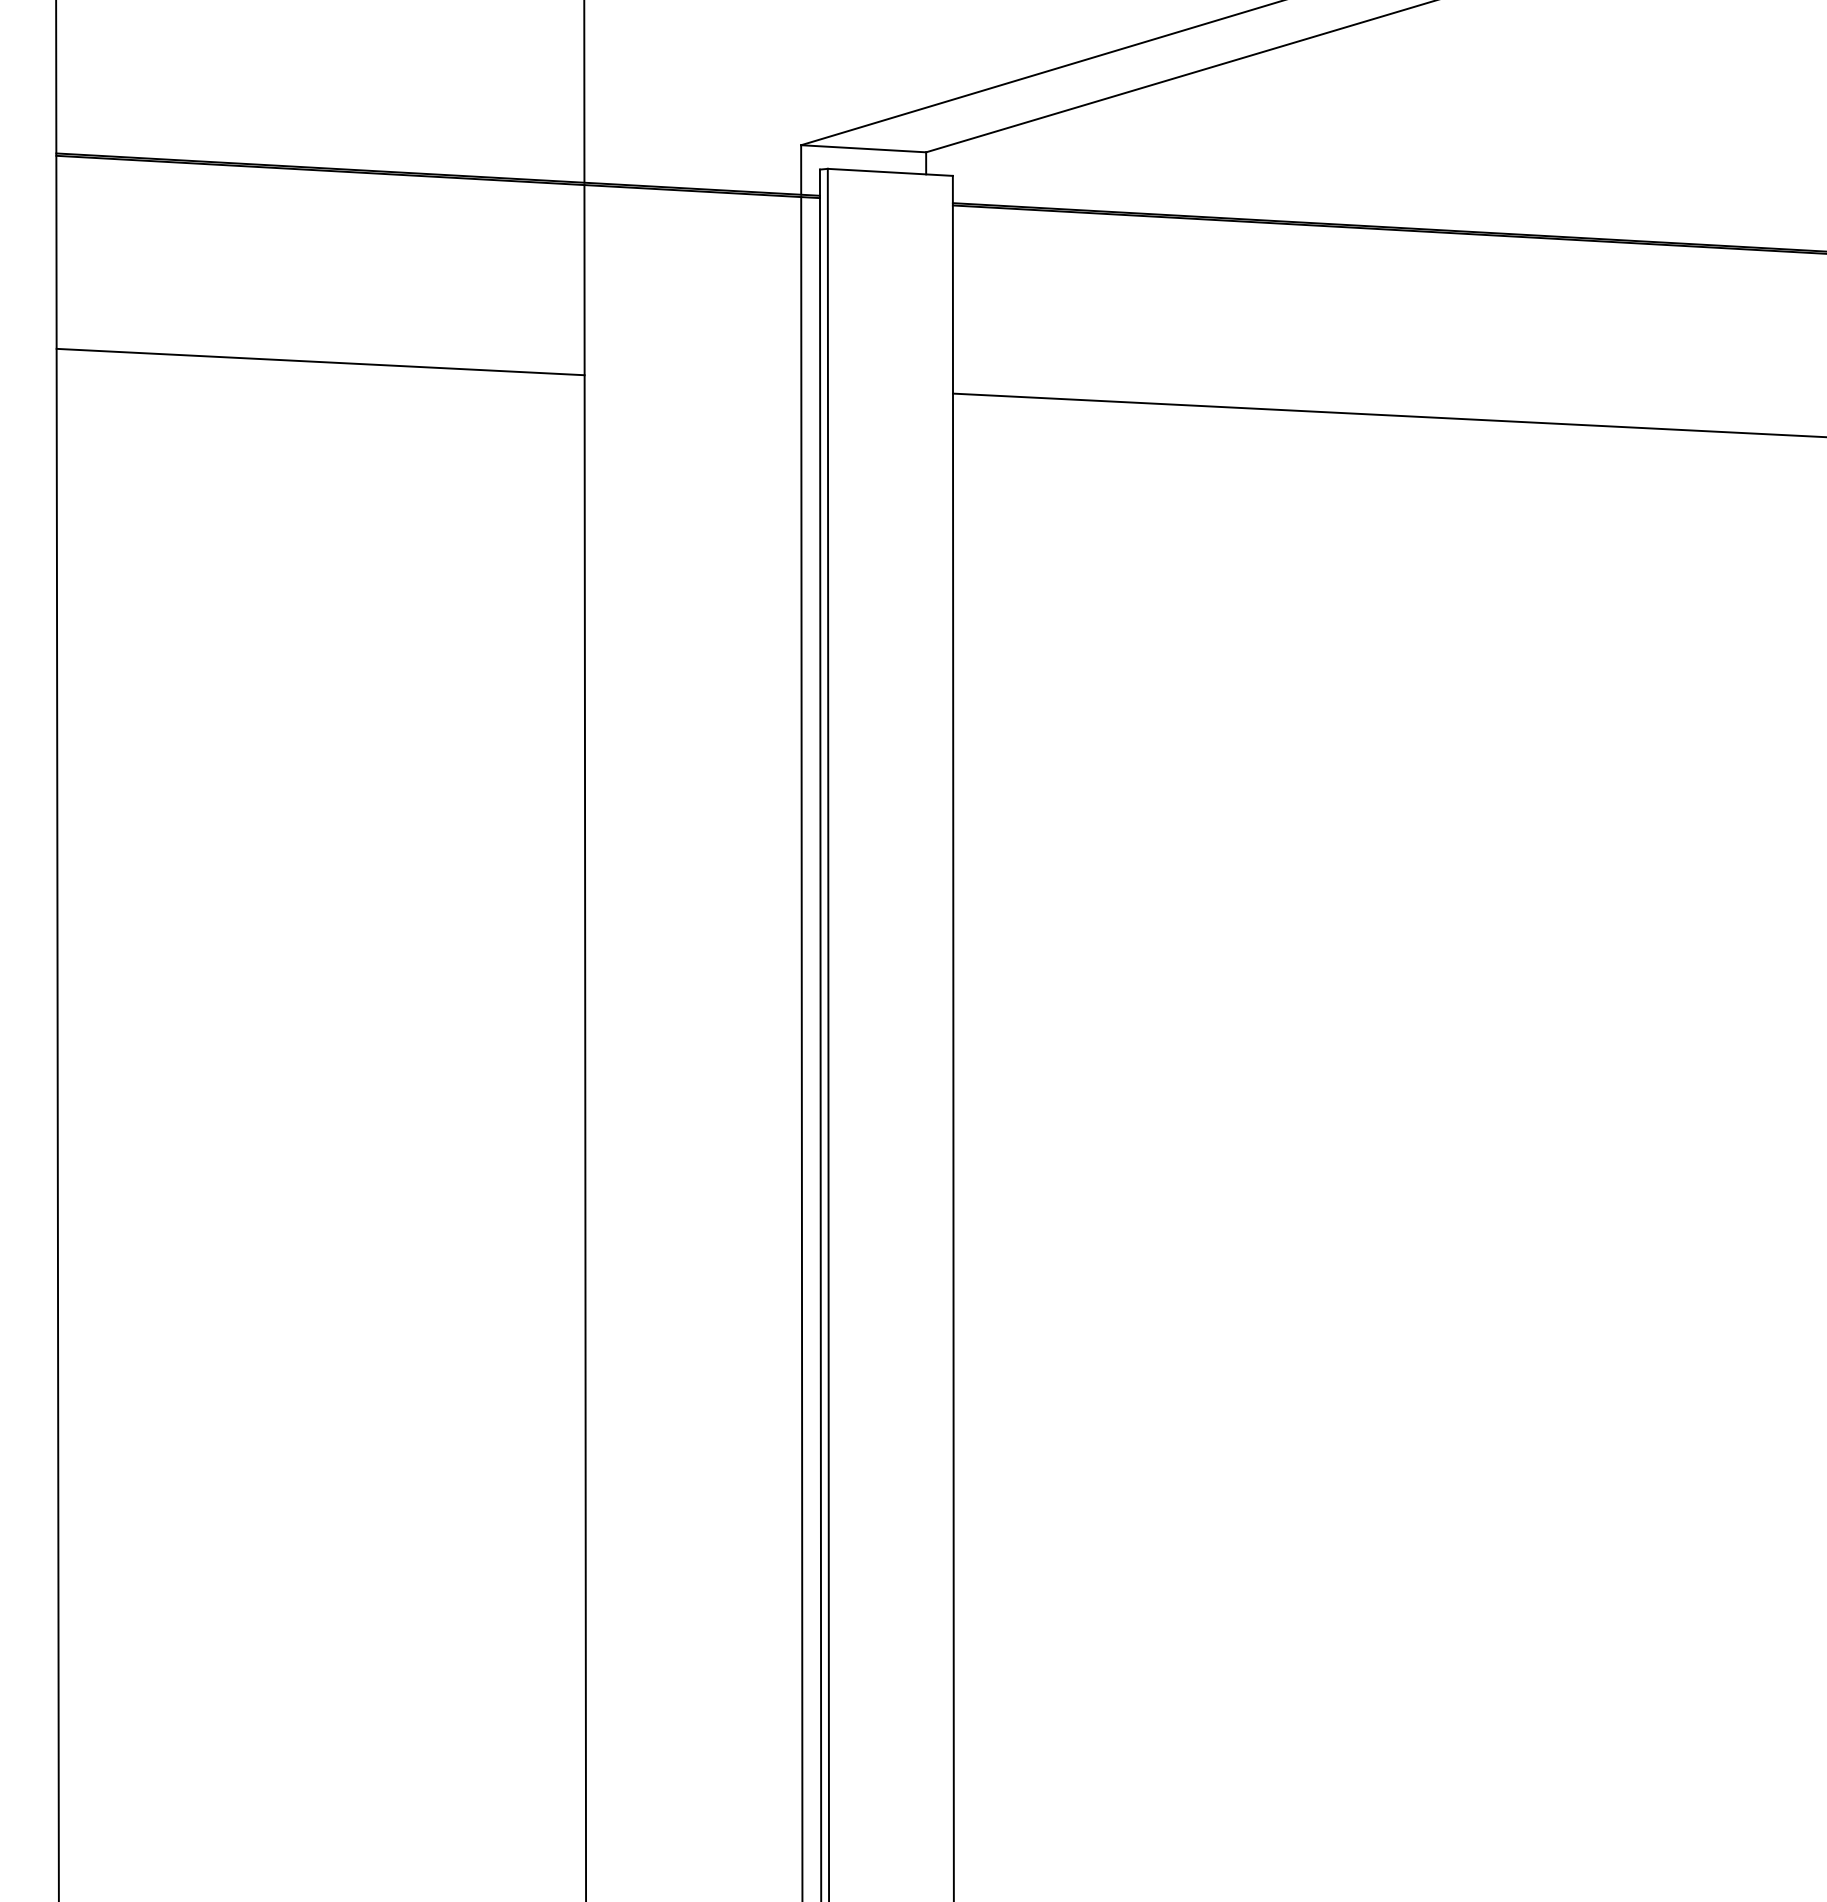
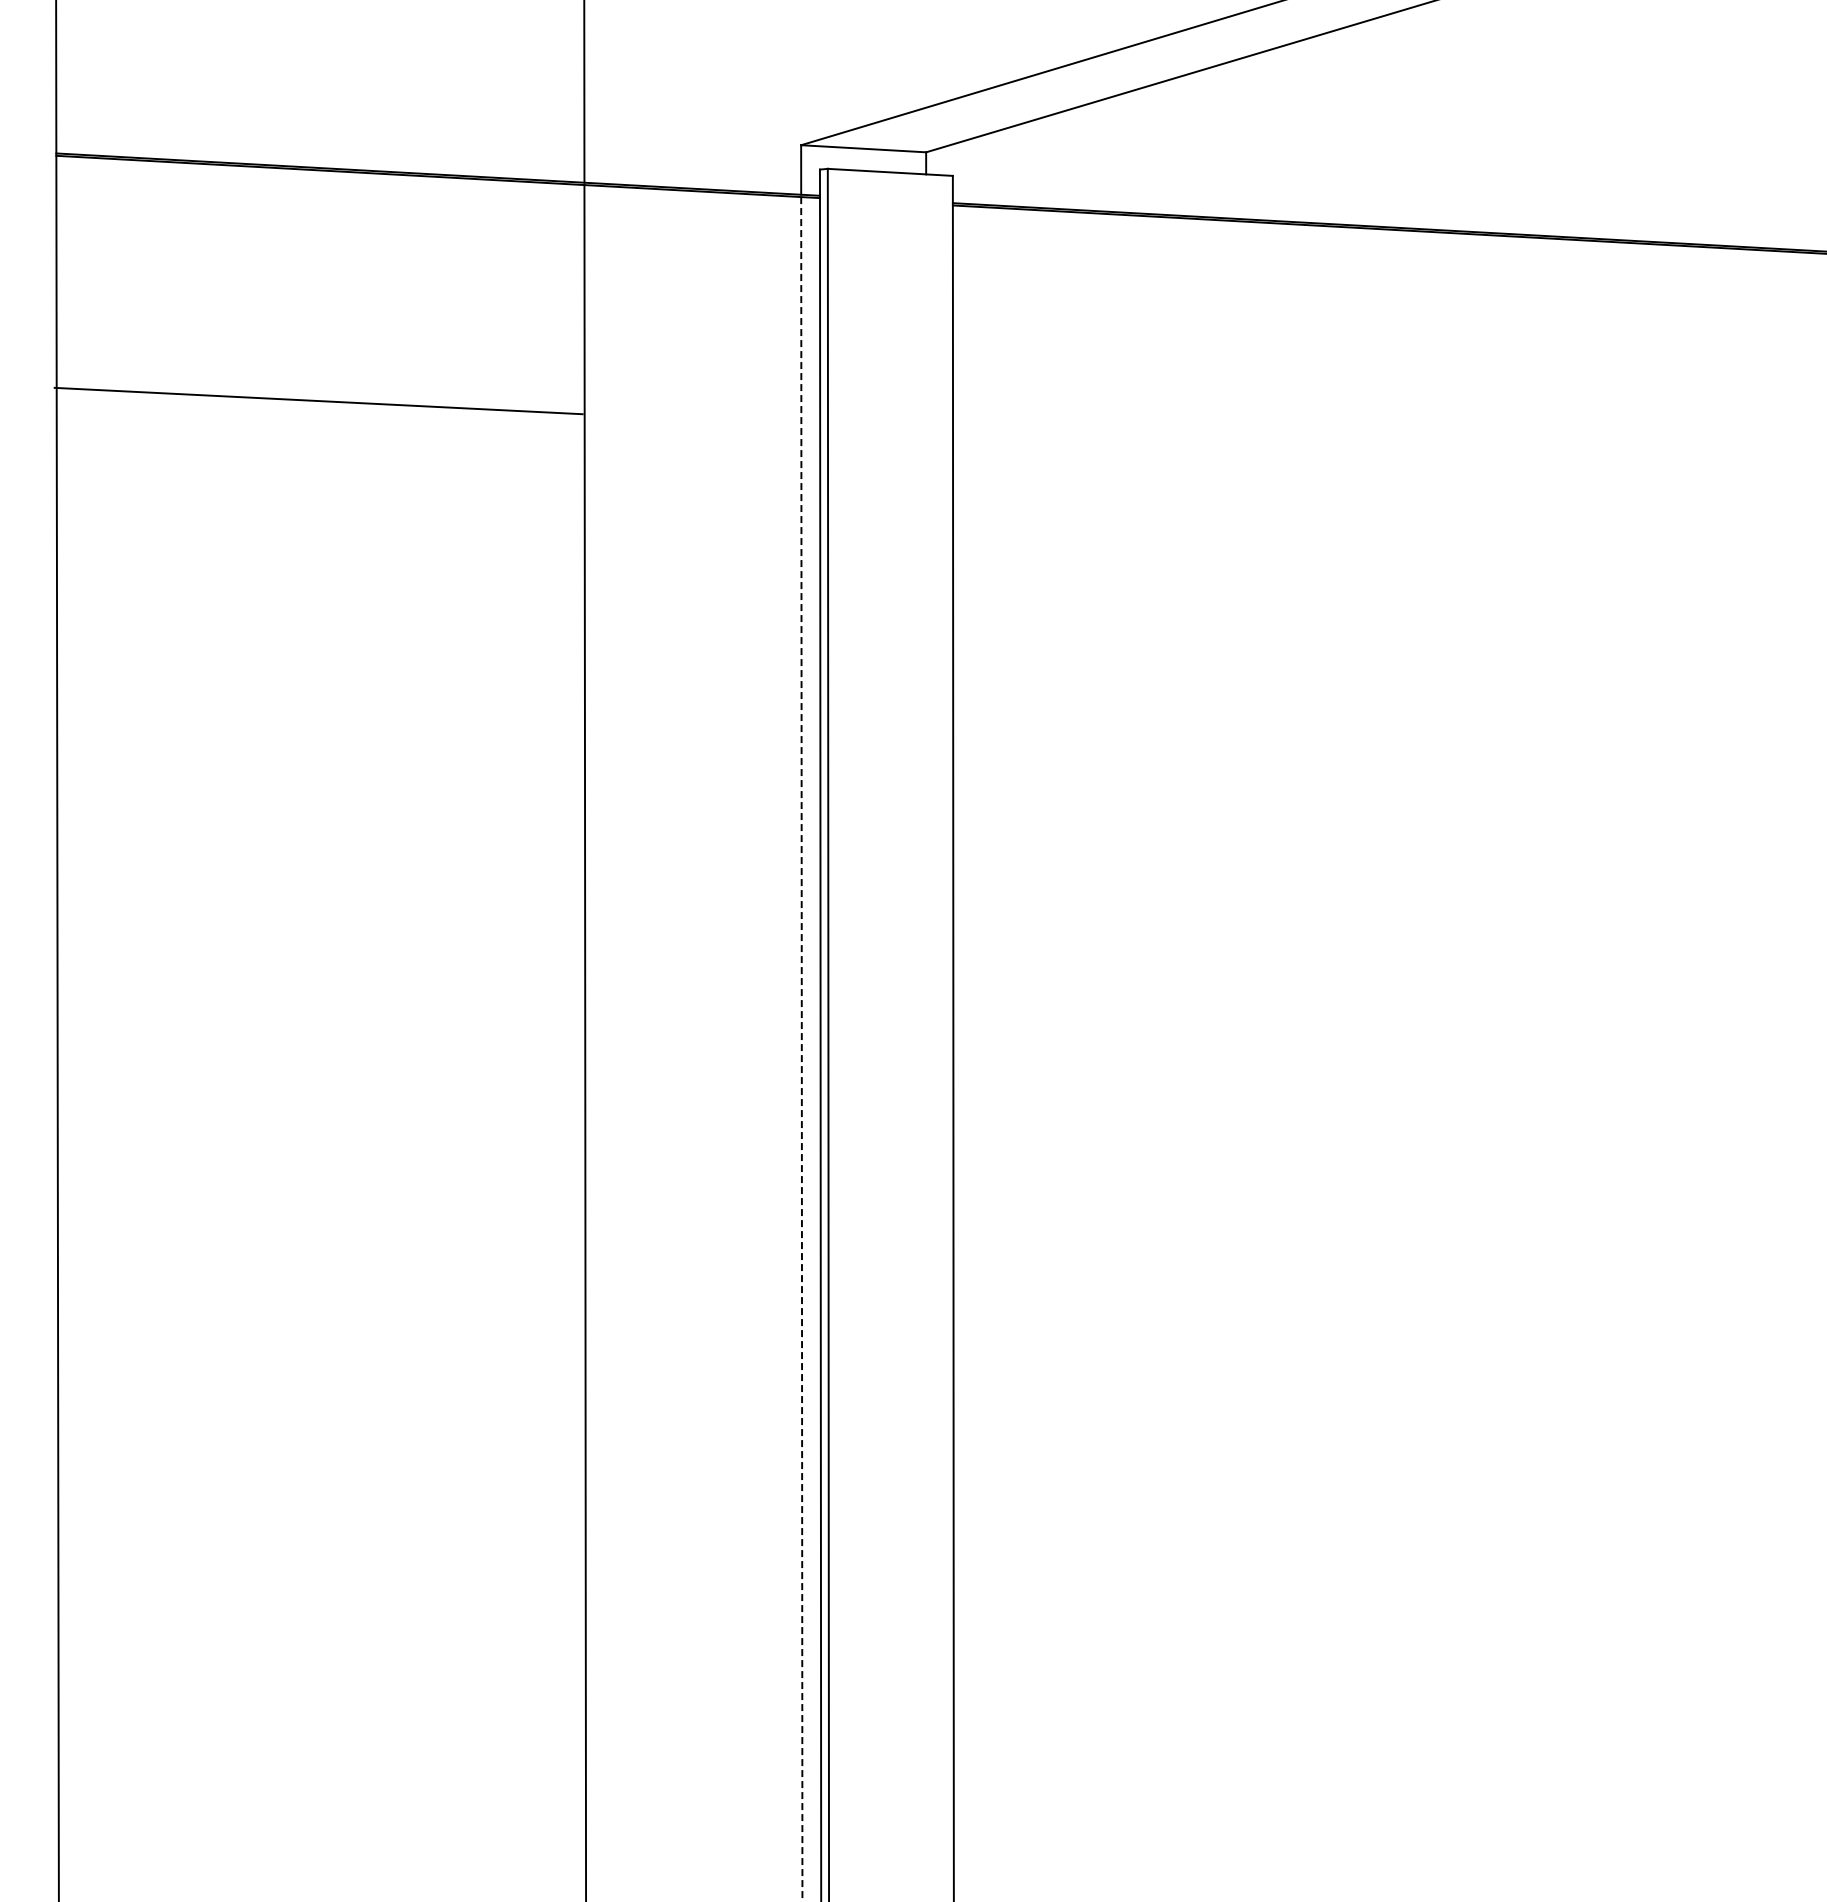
line position: (320, 361) -> (318, 400) (318, 400)
line: present -> none (1388, 415)
line: solid -> dashed (801, 1049)
